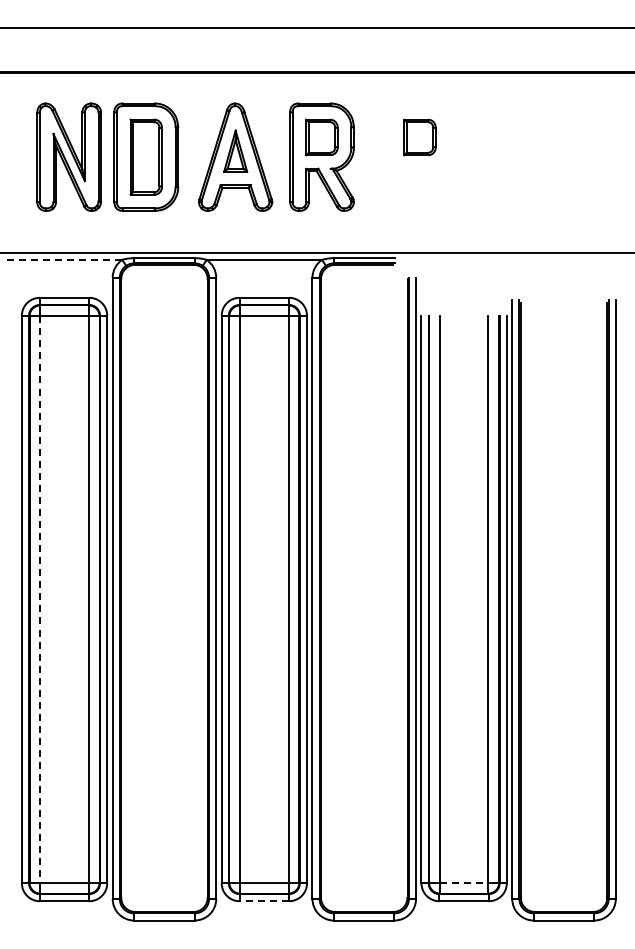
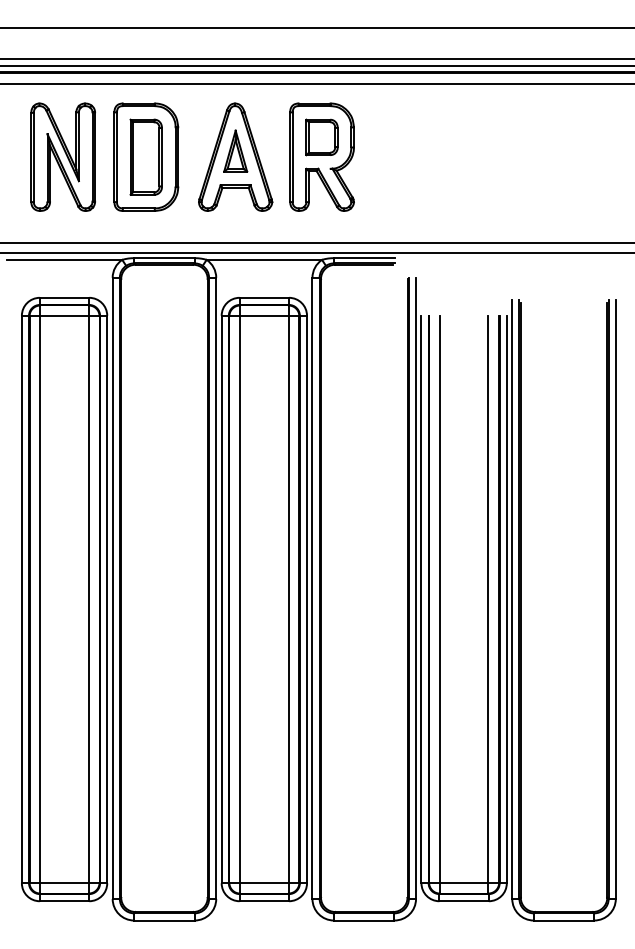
line: none -> present (316, 58)
line: none -> present (316, 65)
line: none -> present (316, 83)
part: present -> none (419, 137)
part position: (68, 156) -> (62, 156) (62, 156)
line: none -> present (316, 242)
line: dashed -> solid (64, 259)
line: dashed -> solid (40, 600)
line: dashed -> solid (464, 882)
line: dashed -> solid (264, 901)
